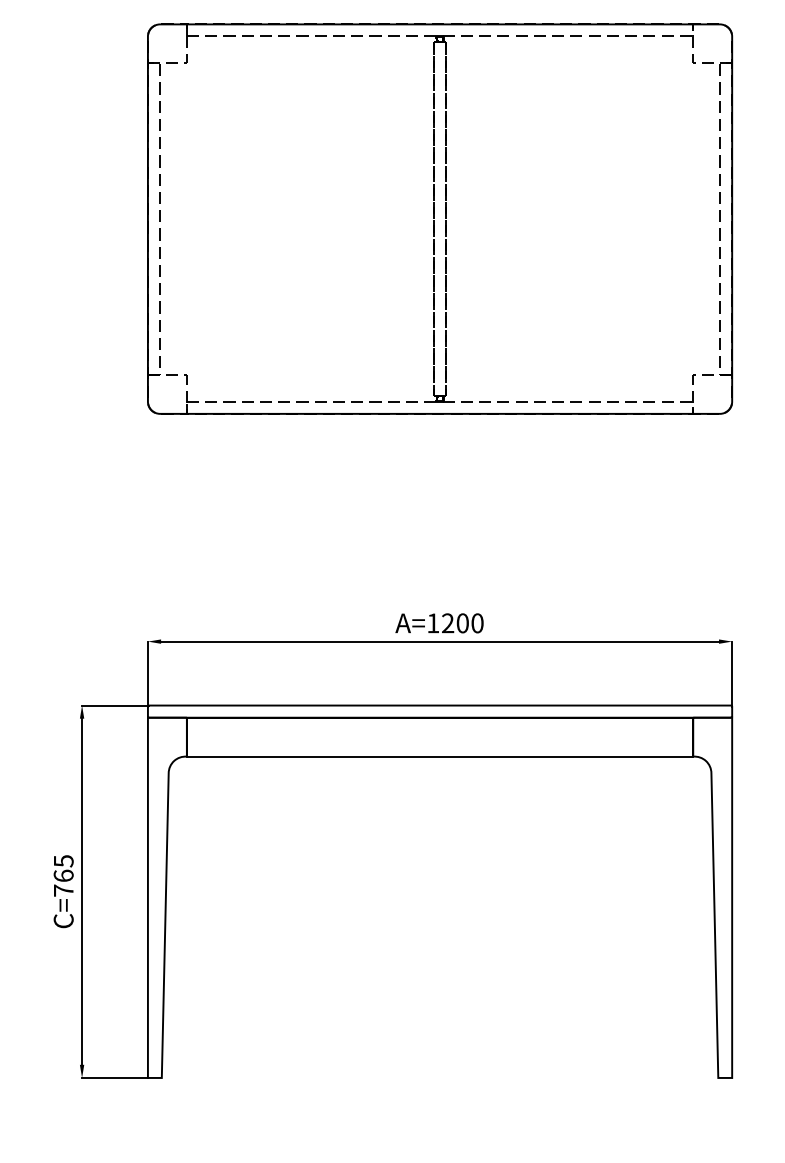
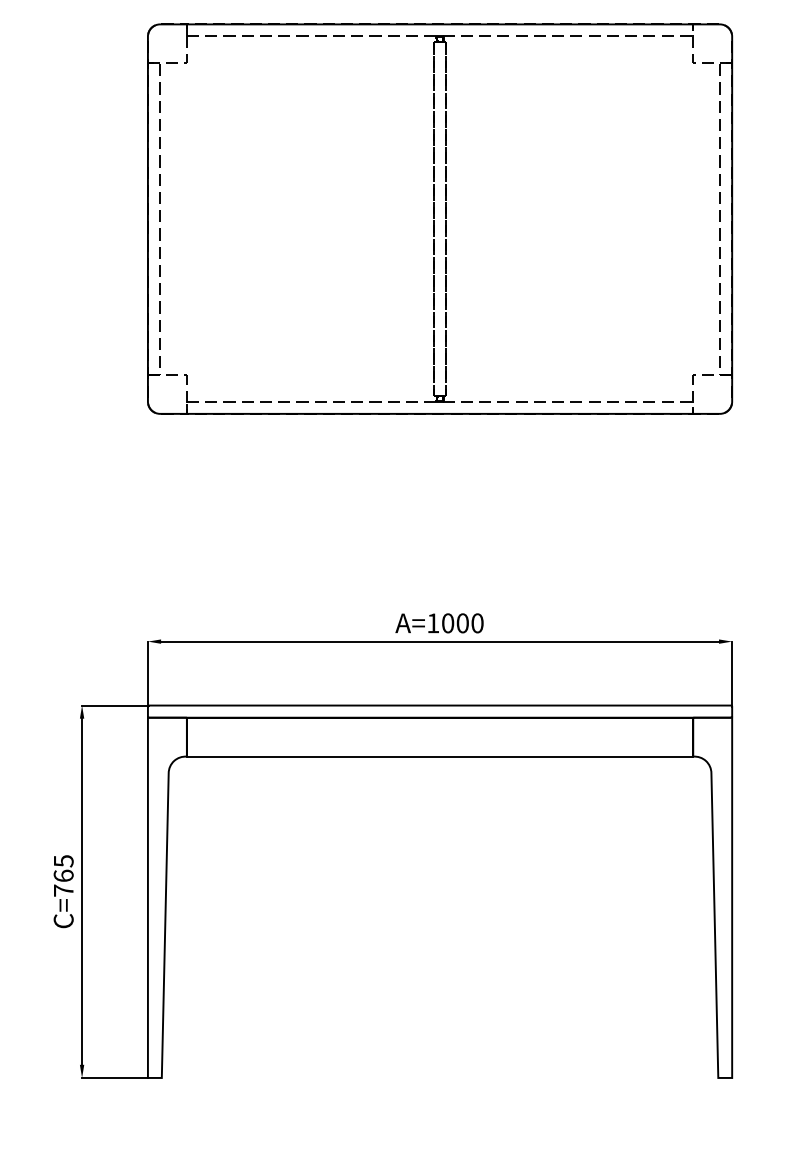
text: A=1200 -> A=1000 (448, 623)
